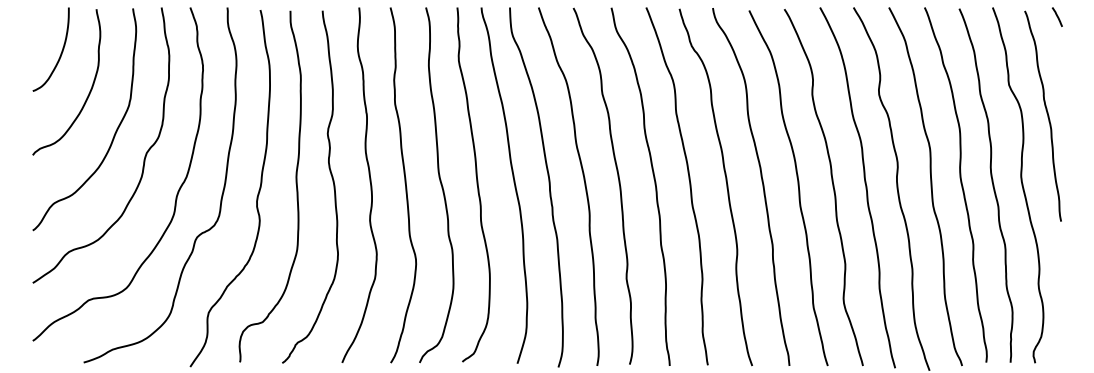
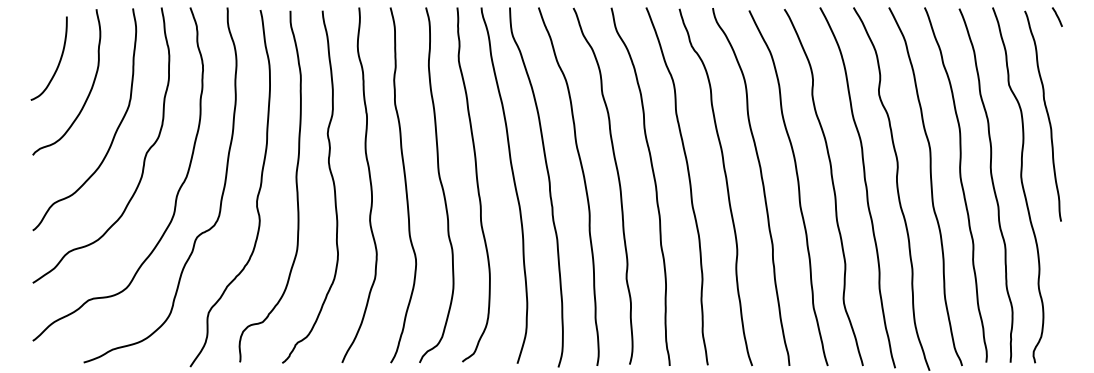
curve position: (60, 53) -> (58, 62) (58, 62)
